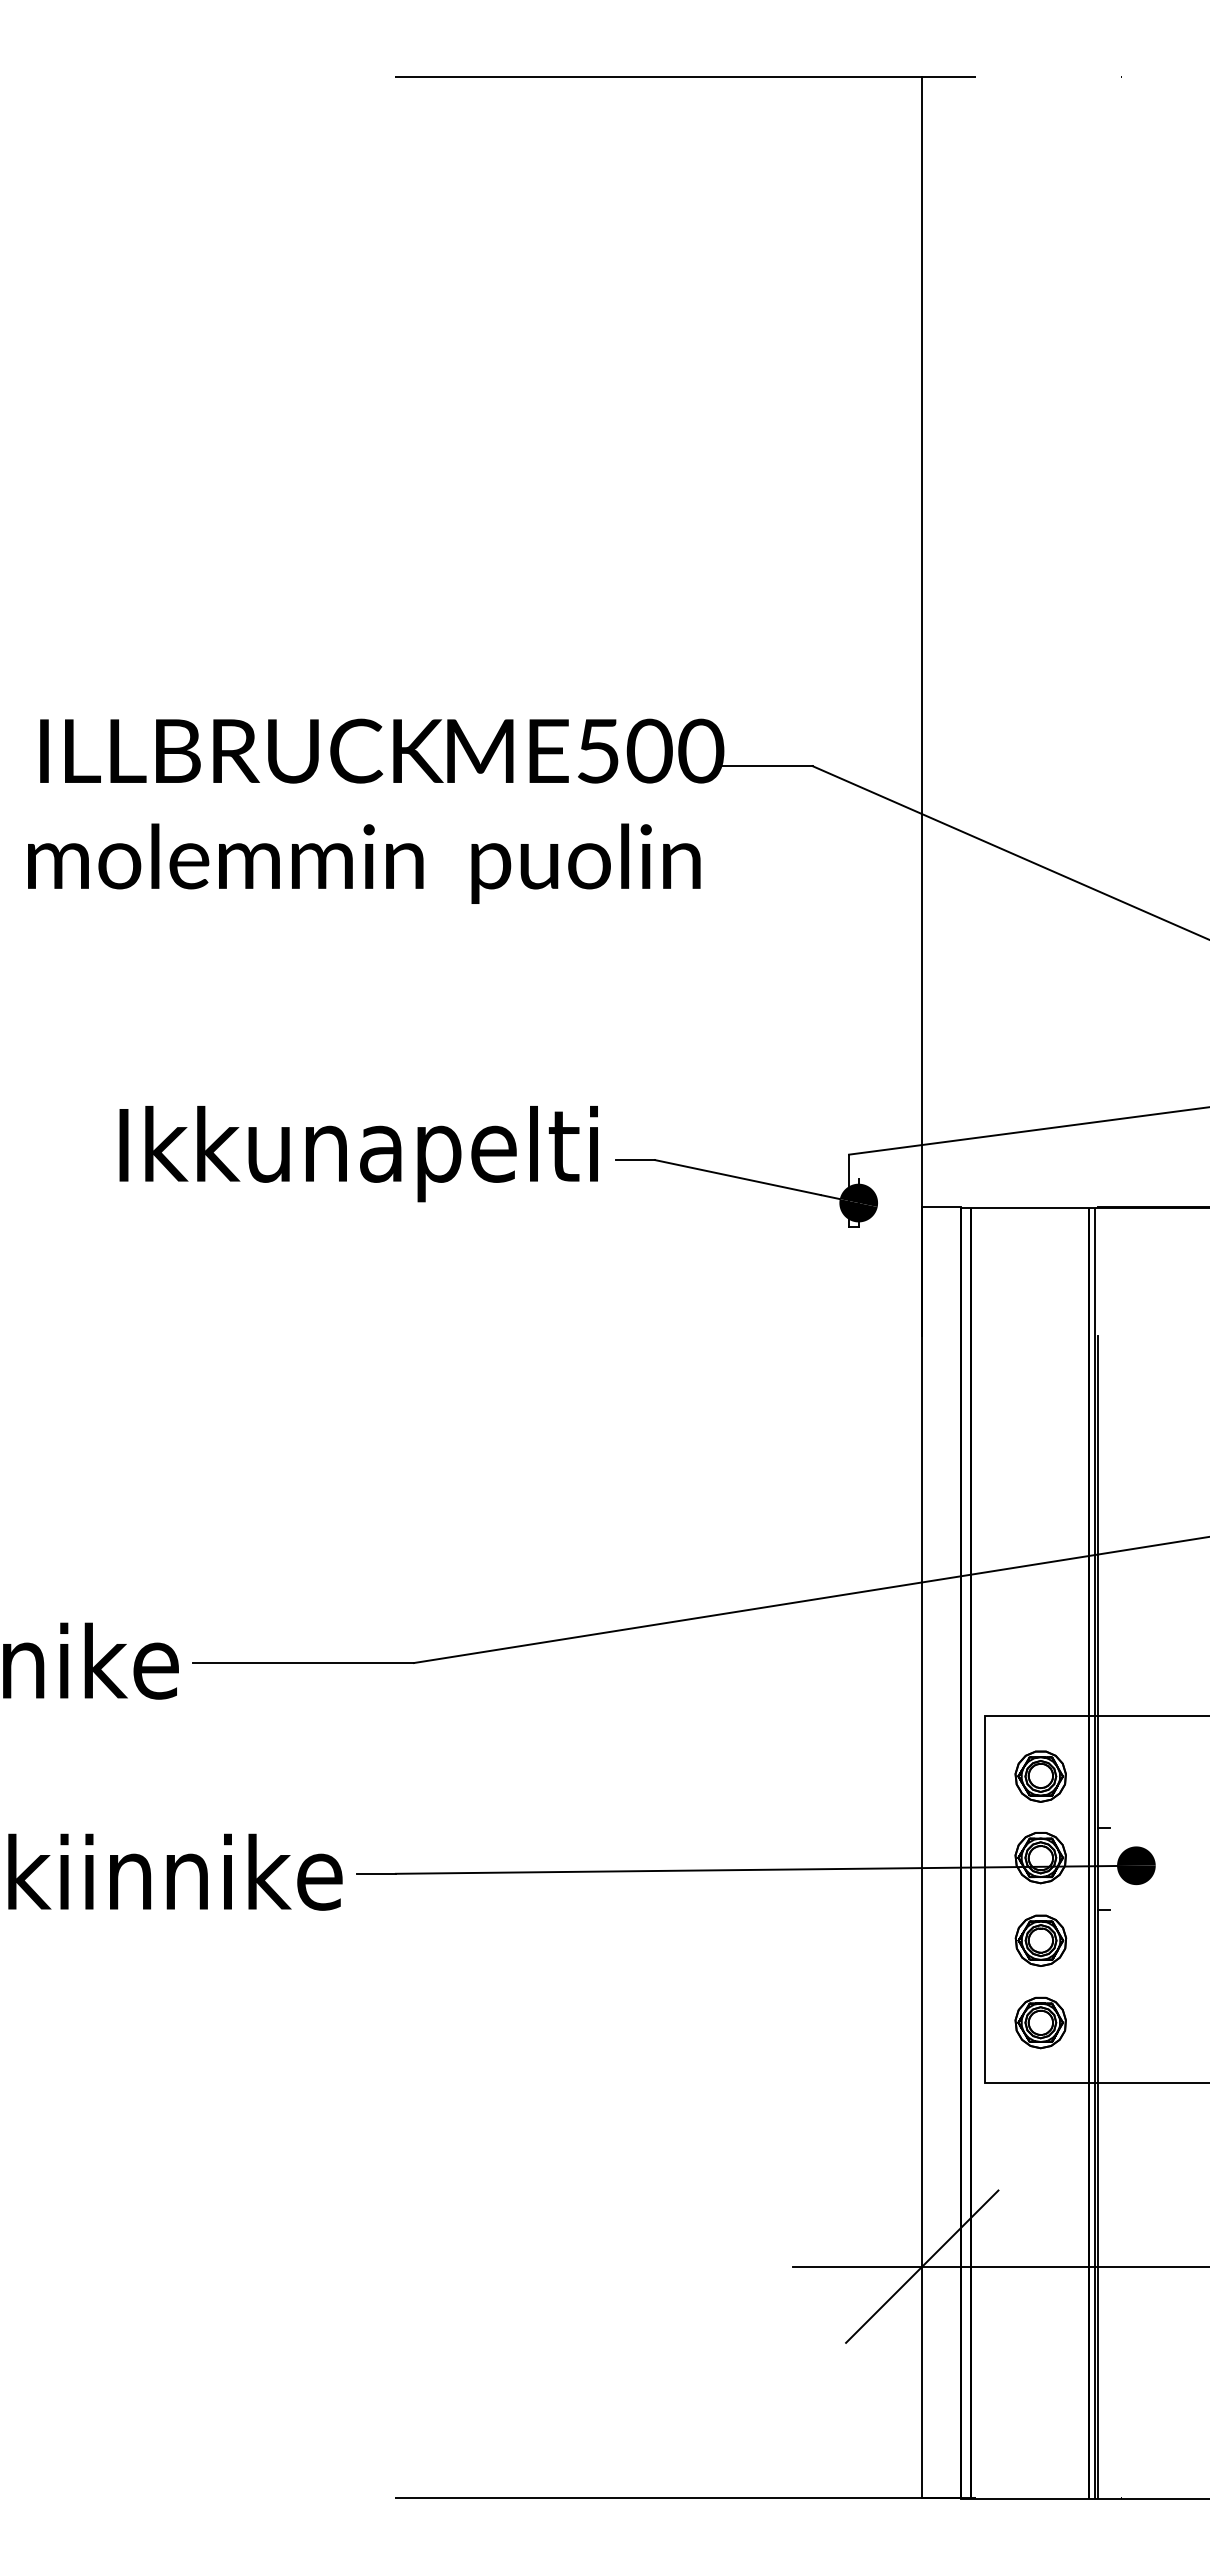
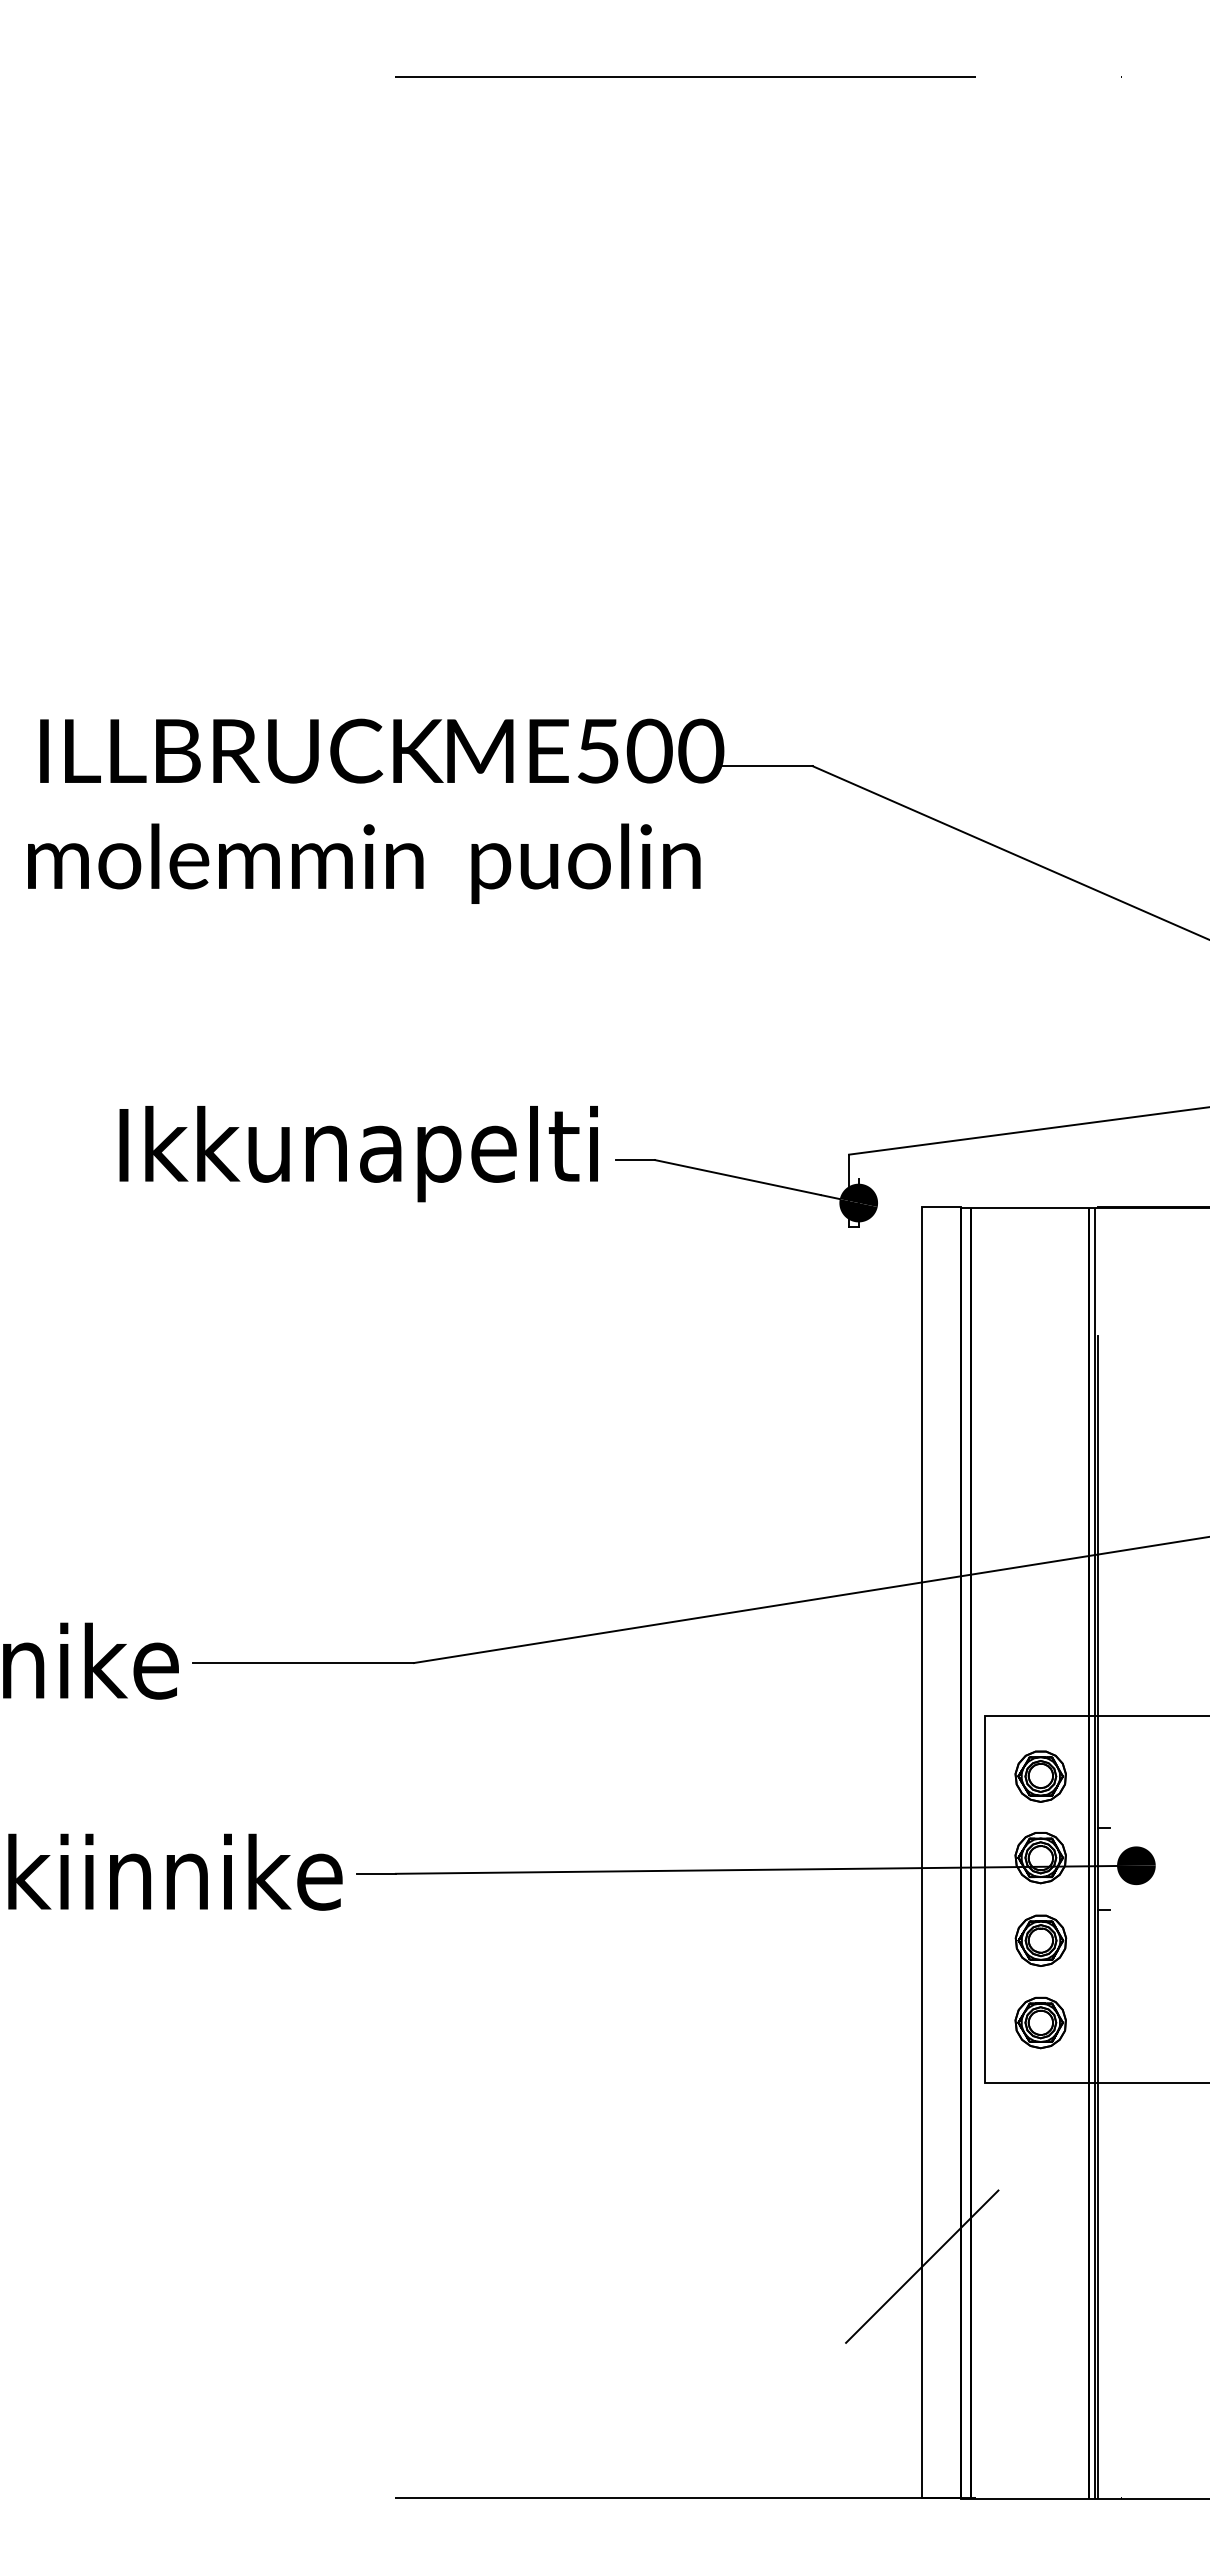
line: present -> none (922, 706)
line: present -> none (999, 2266)
